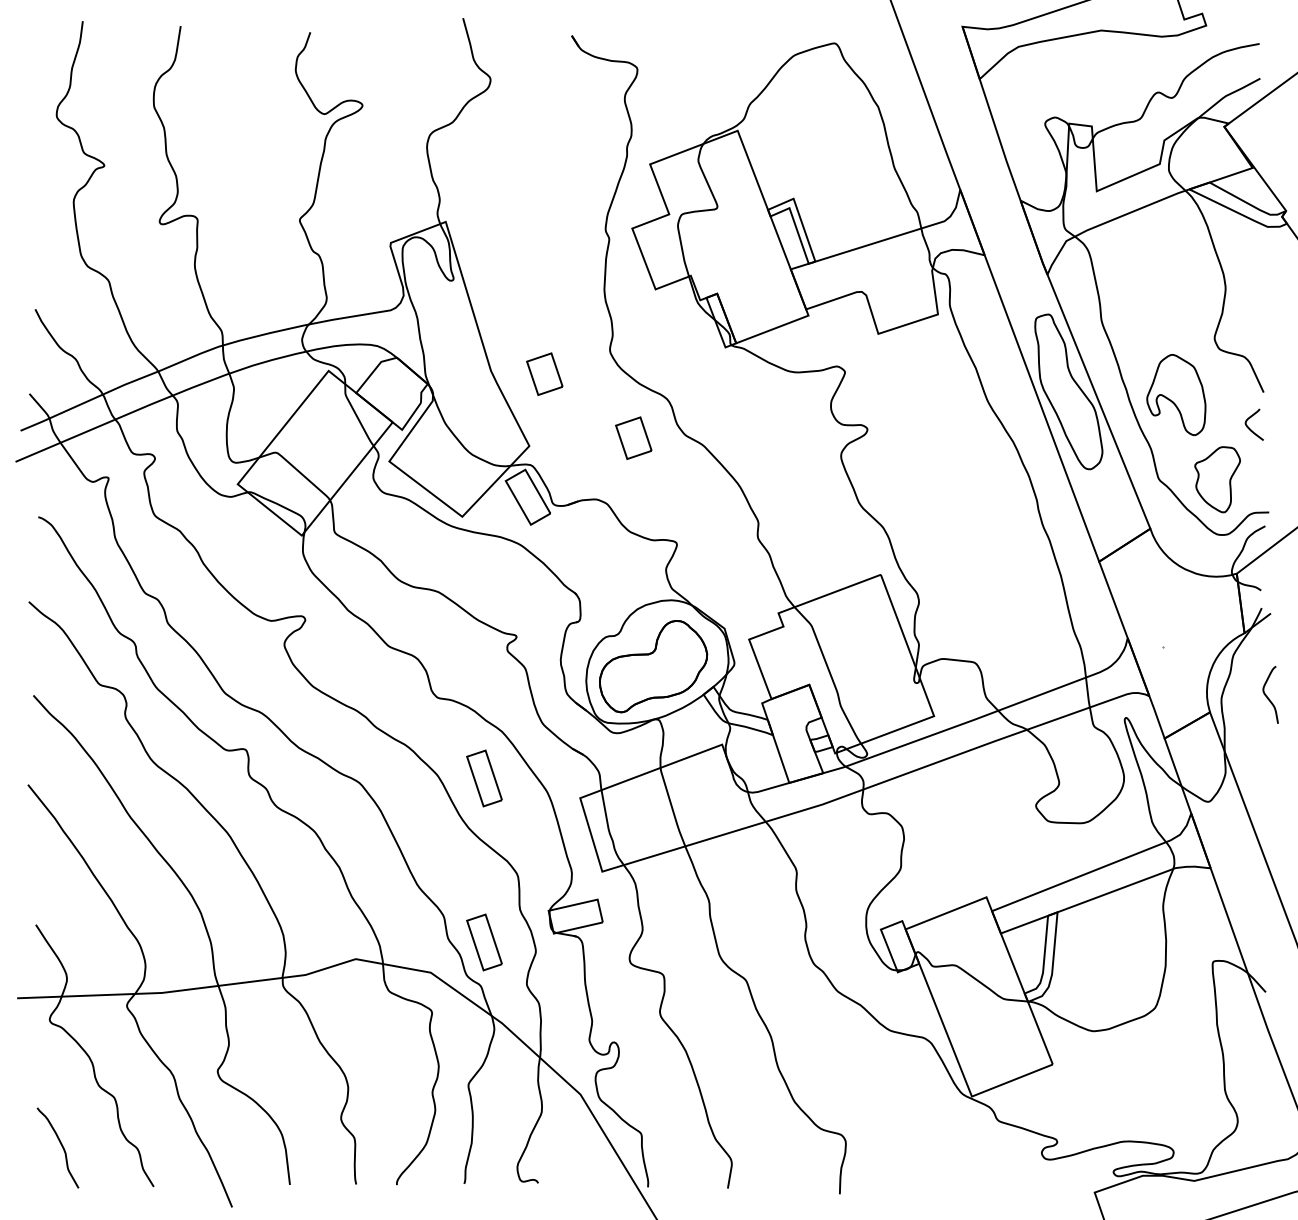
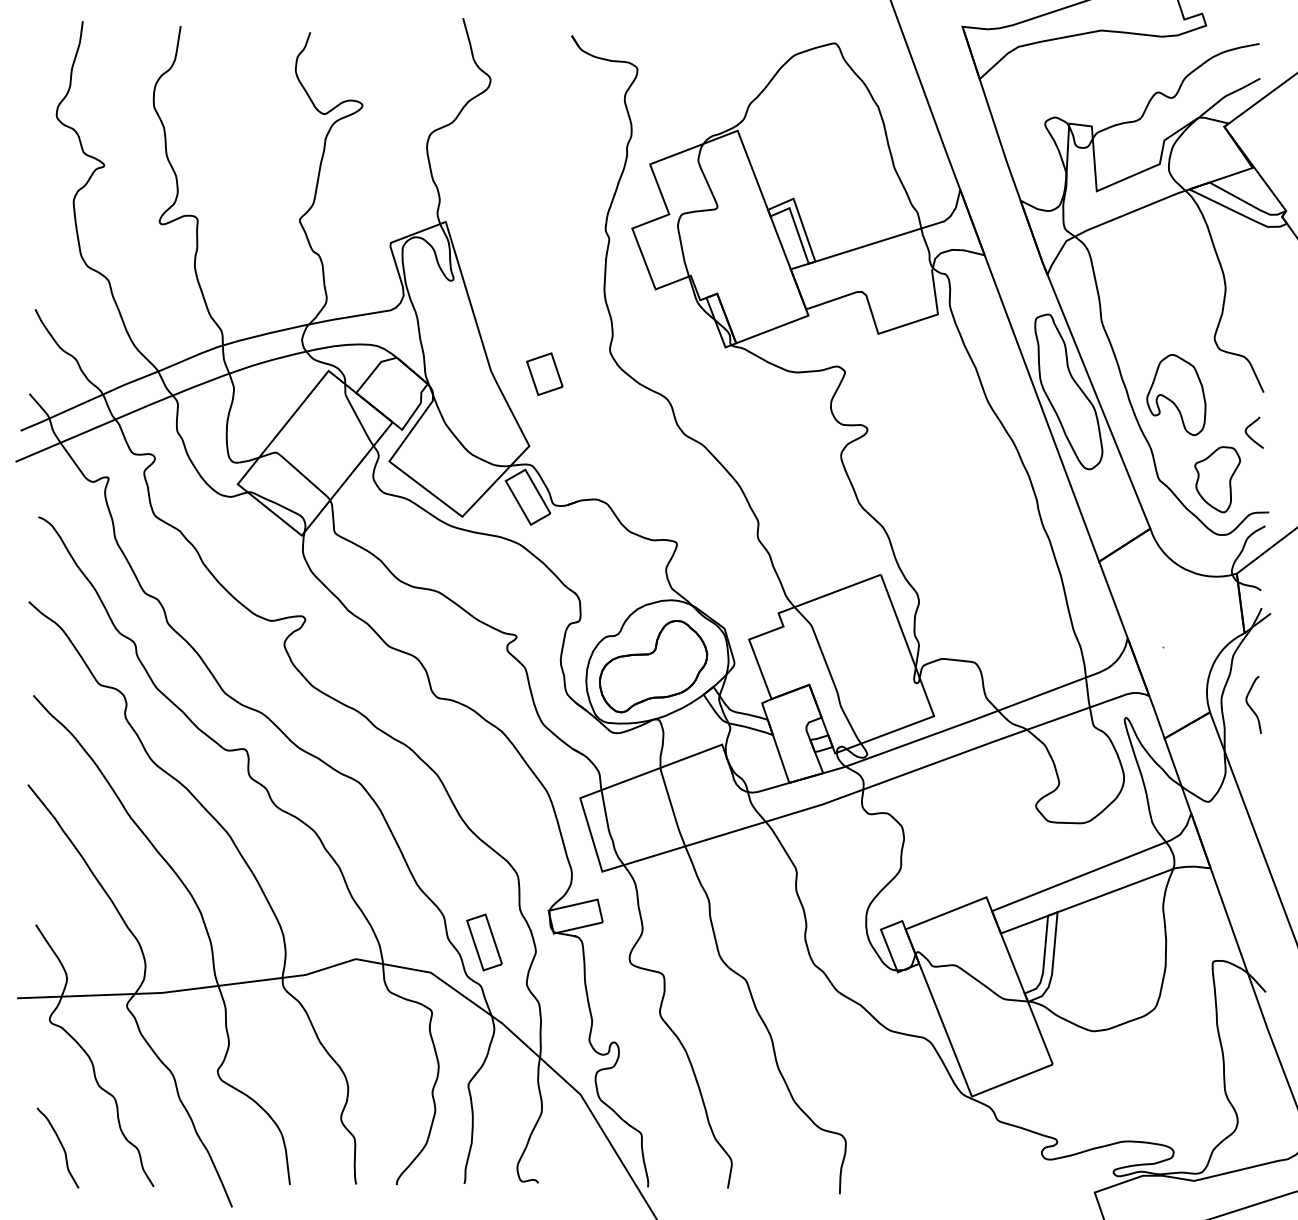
curve position: (1249, 427) -> (1249, 435) (1249, 435)
part: present -> none (633, 437)
curve position: (1267, 696) -> (1250, 706) (1250, 706)
part: present -> none (484, 778)
